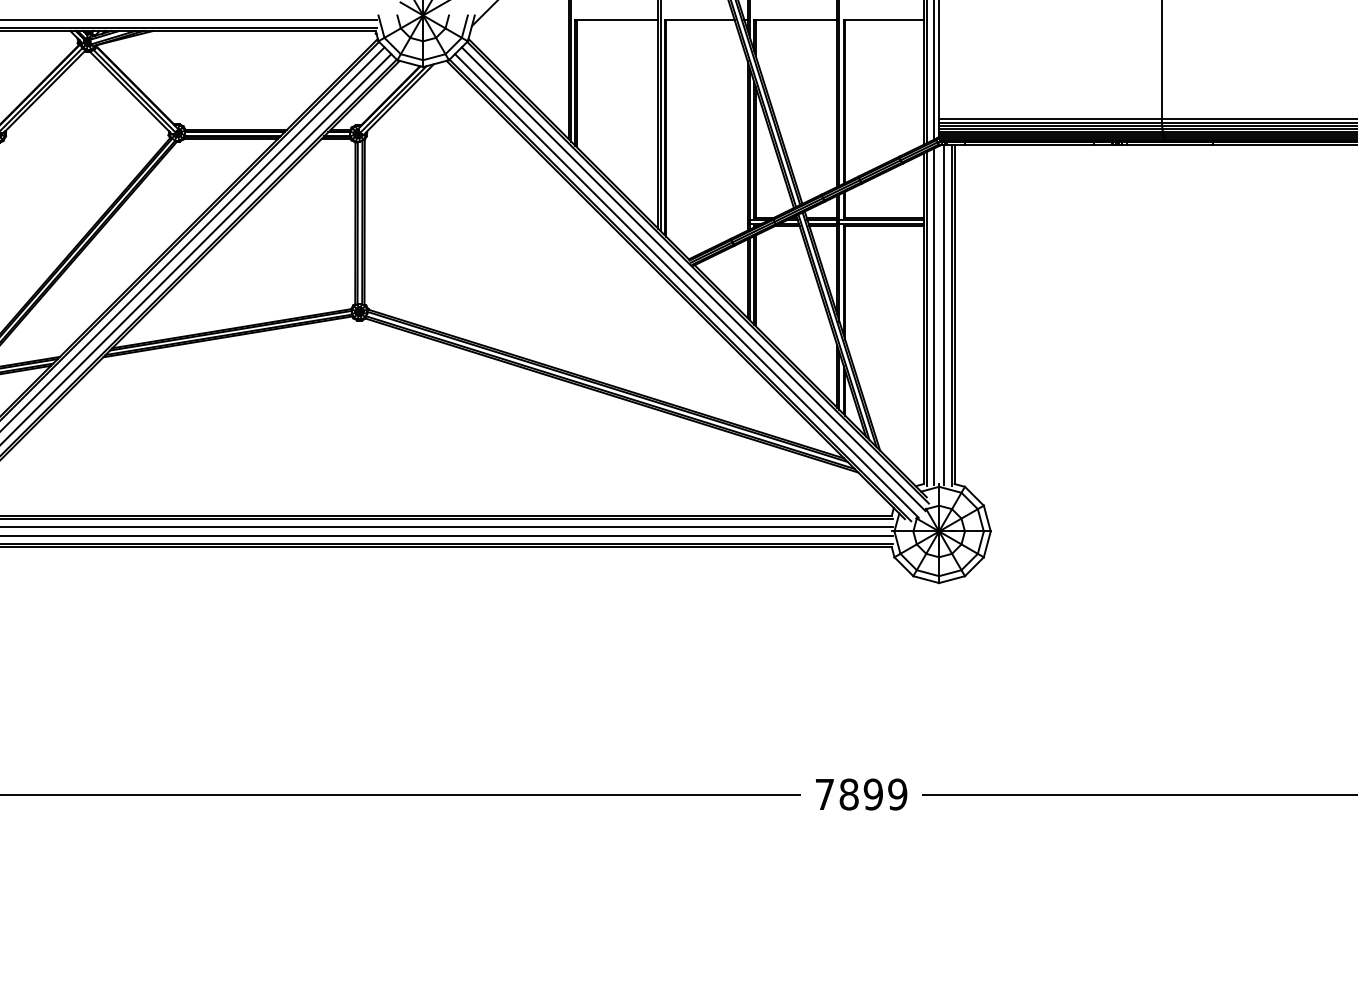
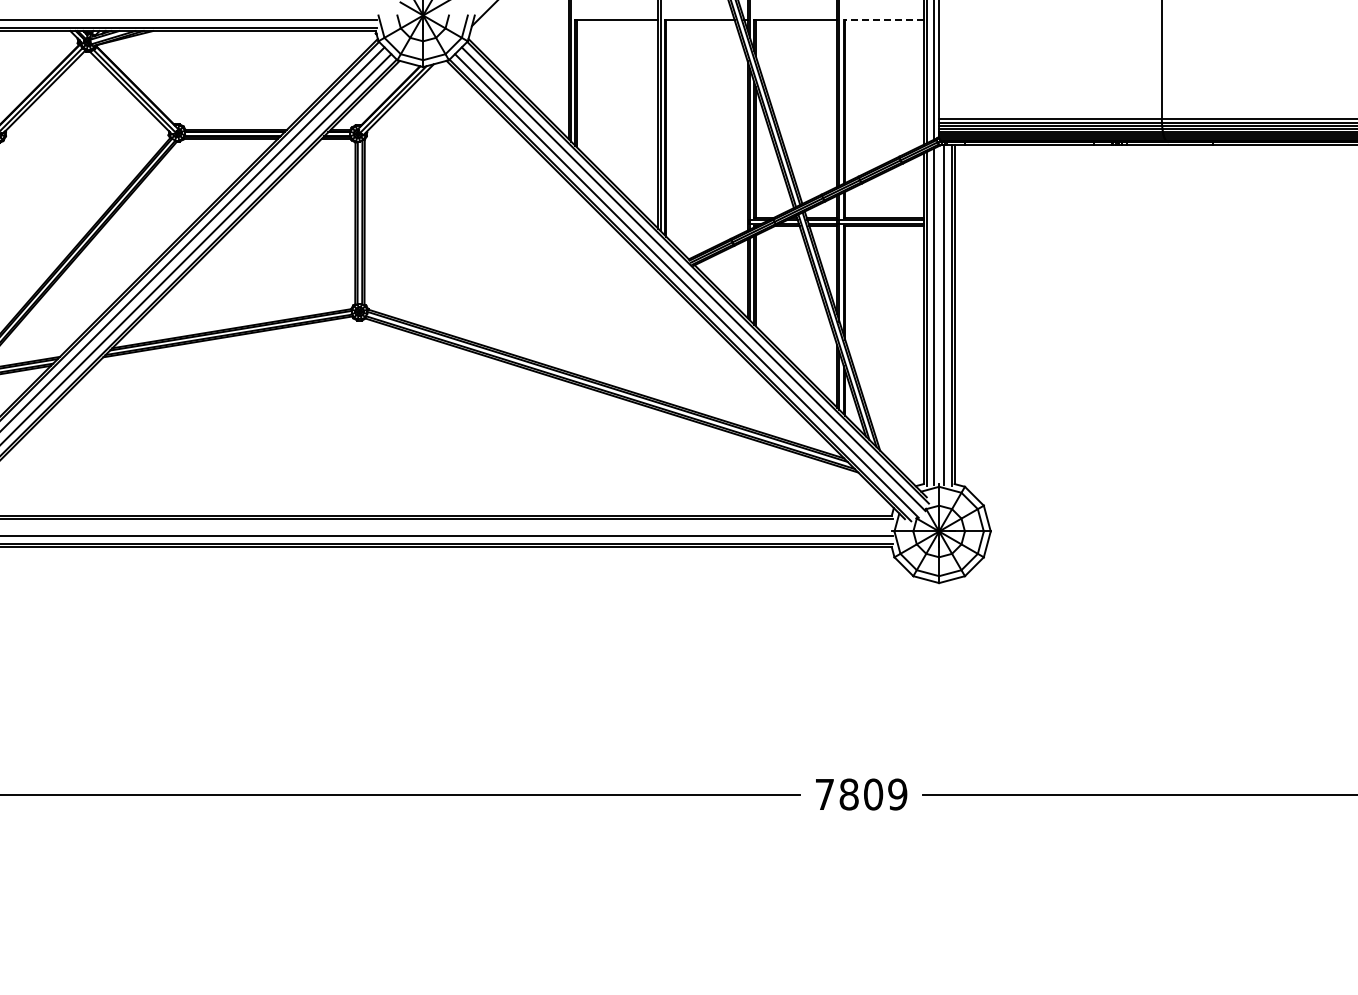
line: solid -> dashed (883, 19)
line: present -> none (447, 526)
text: 7899 -> 7809 (873, 794)
